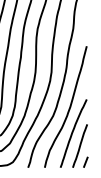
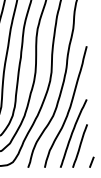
line position: (85, 161) -> (91, 161) (91, 161)
